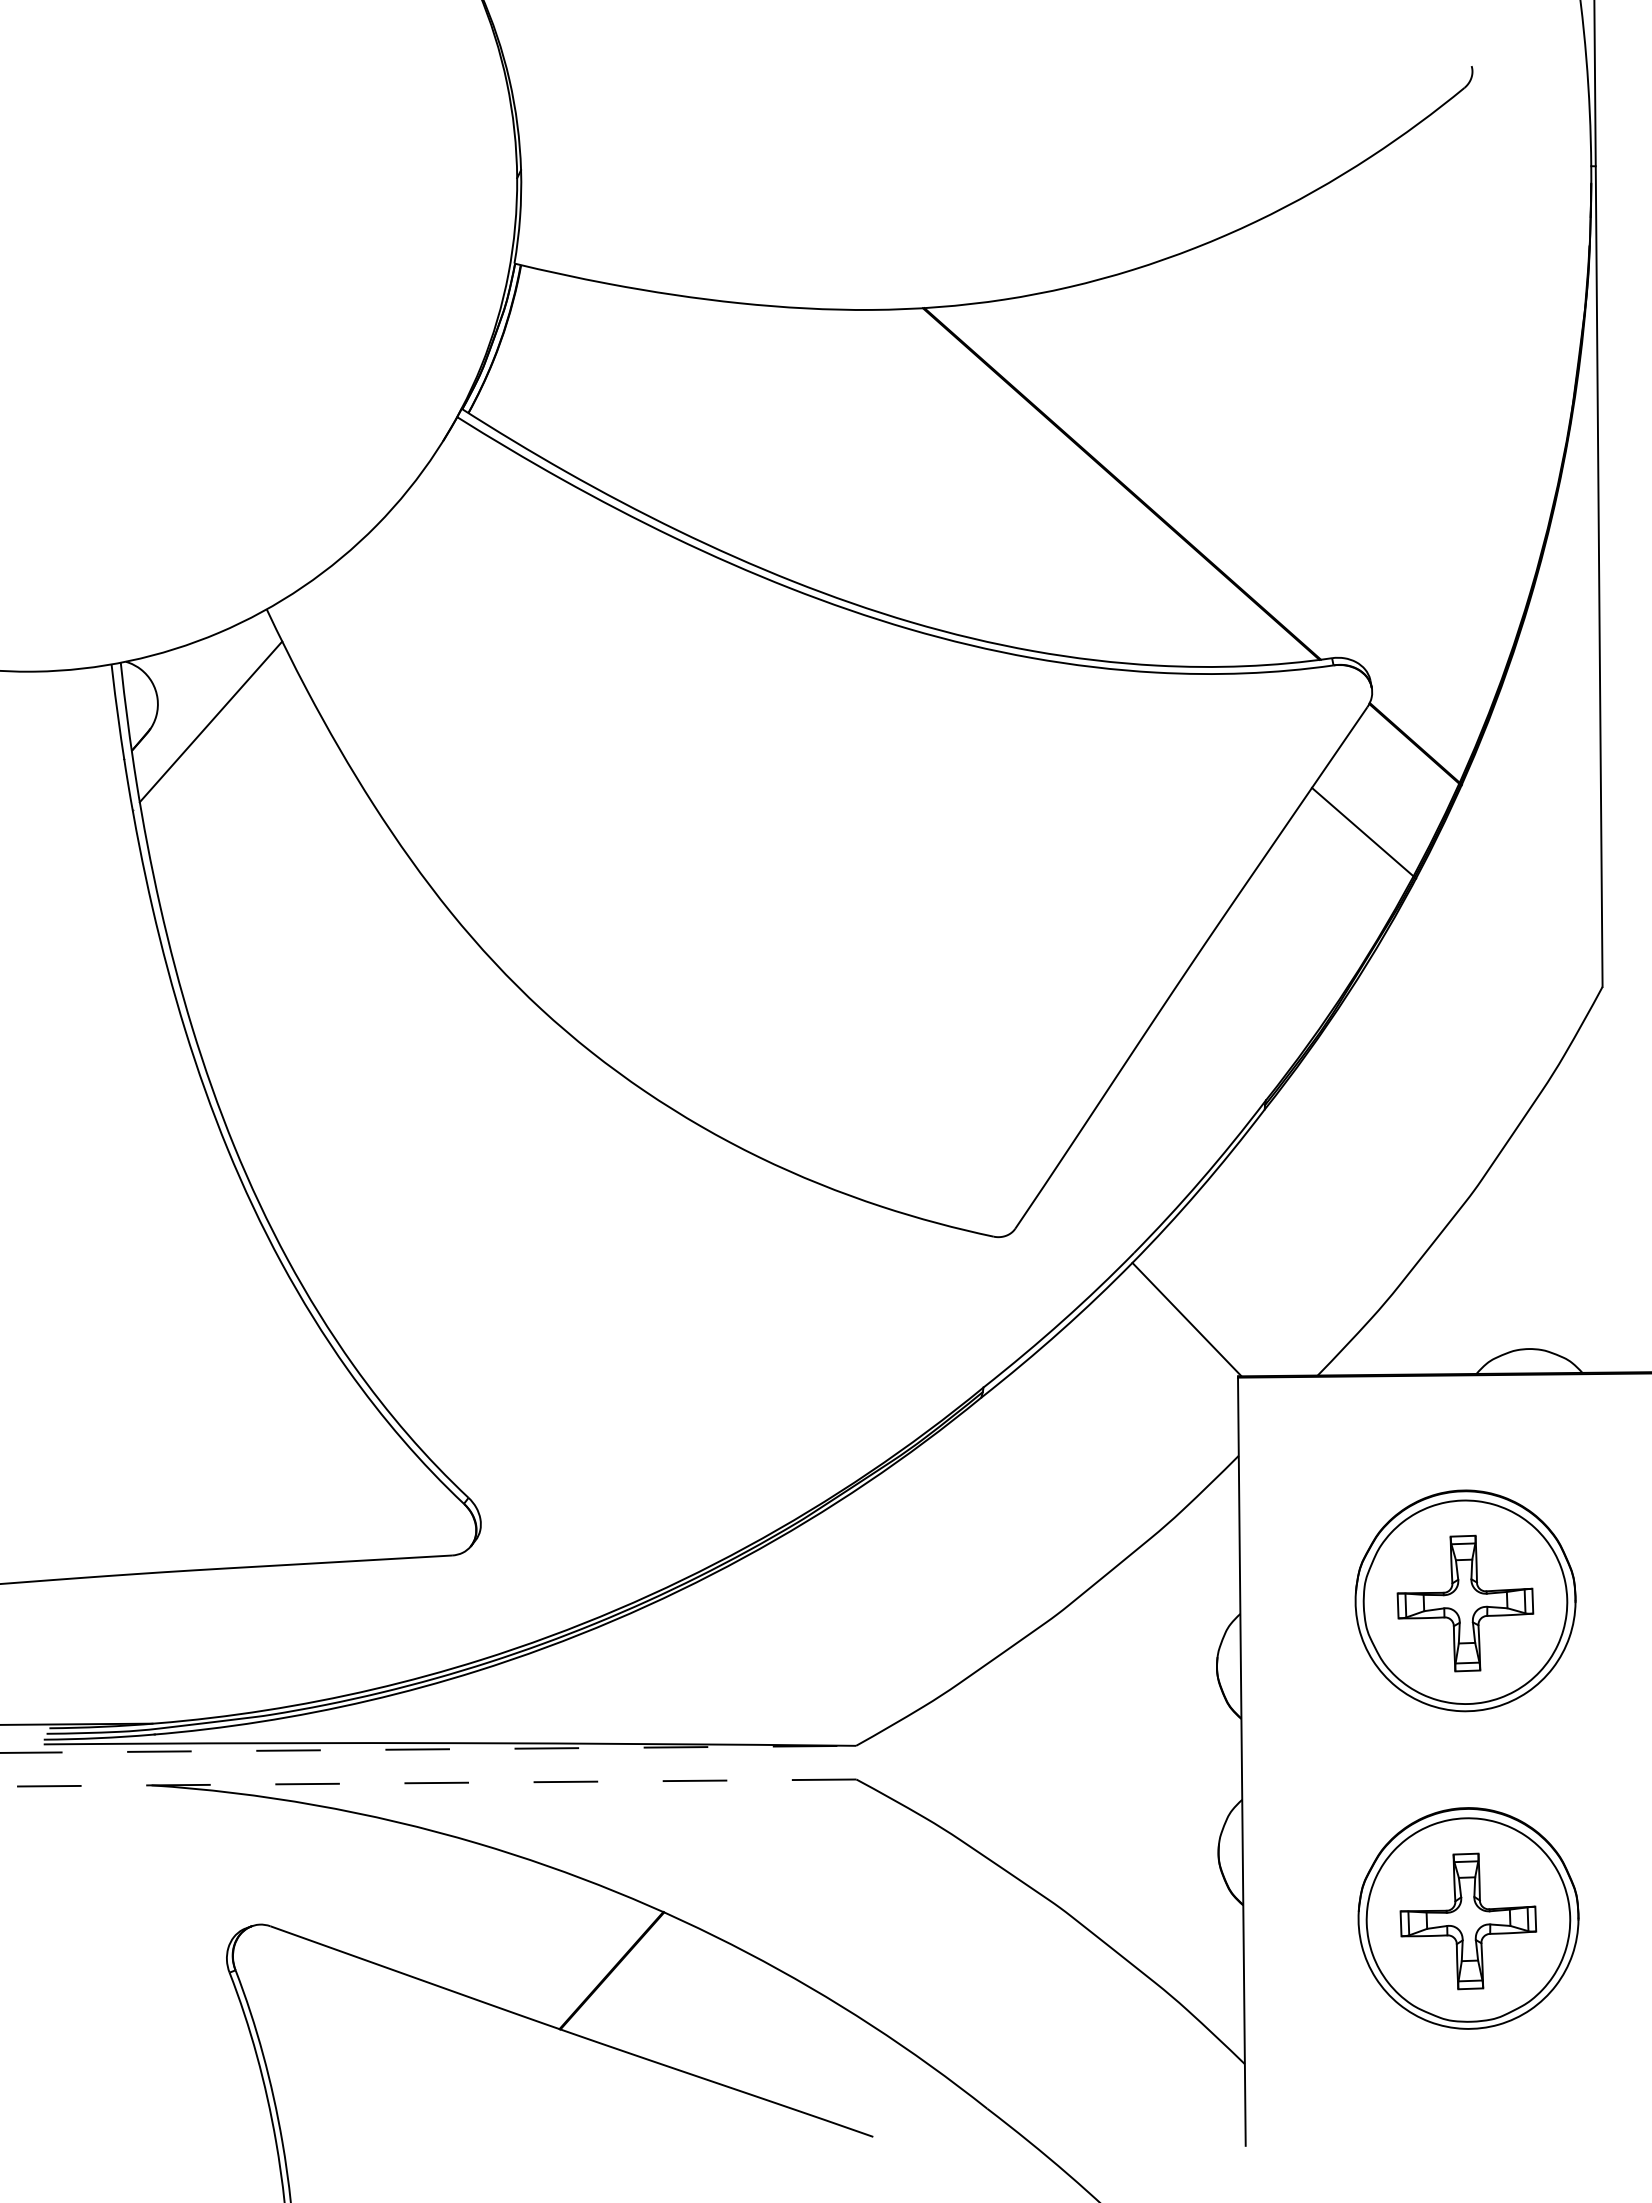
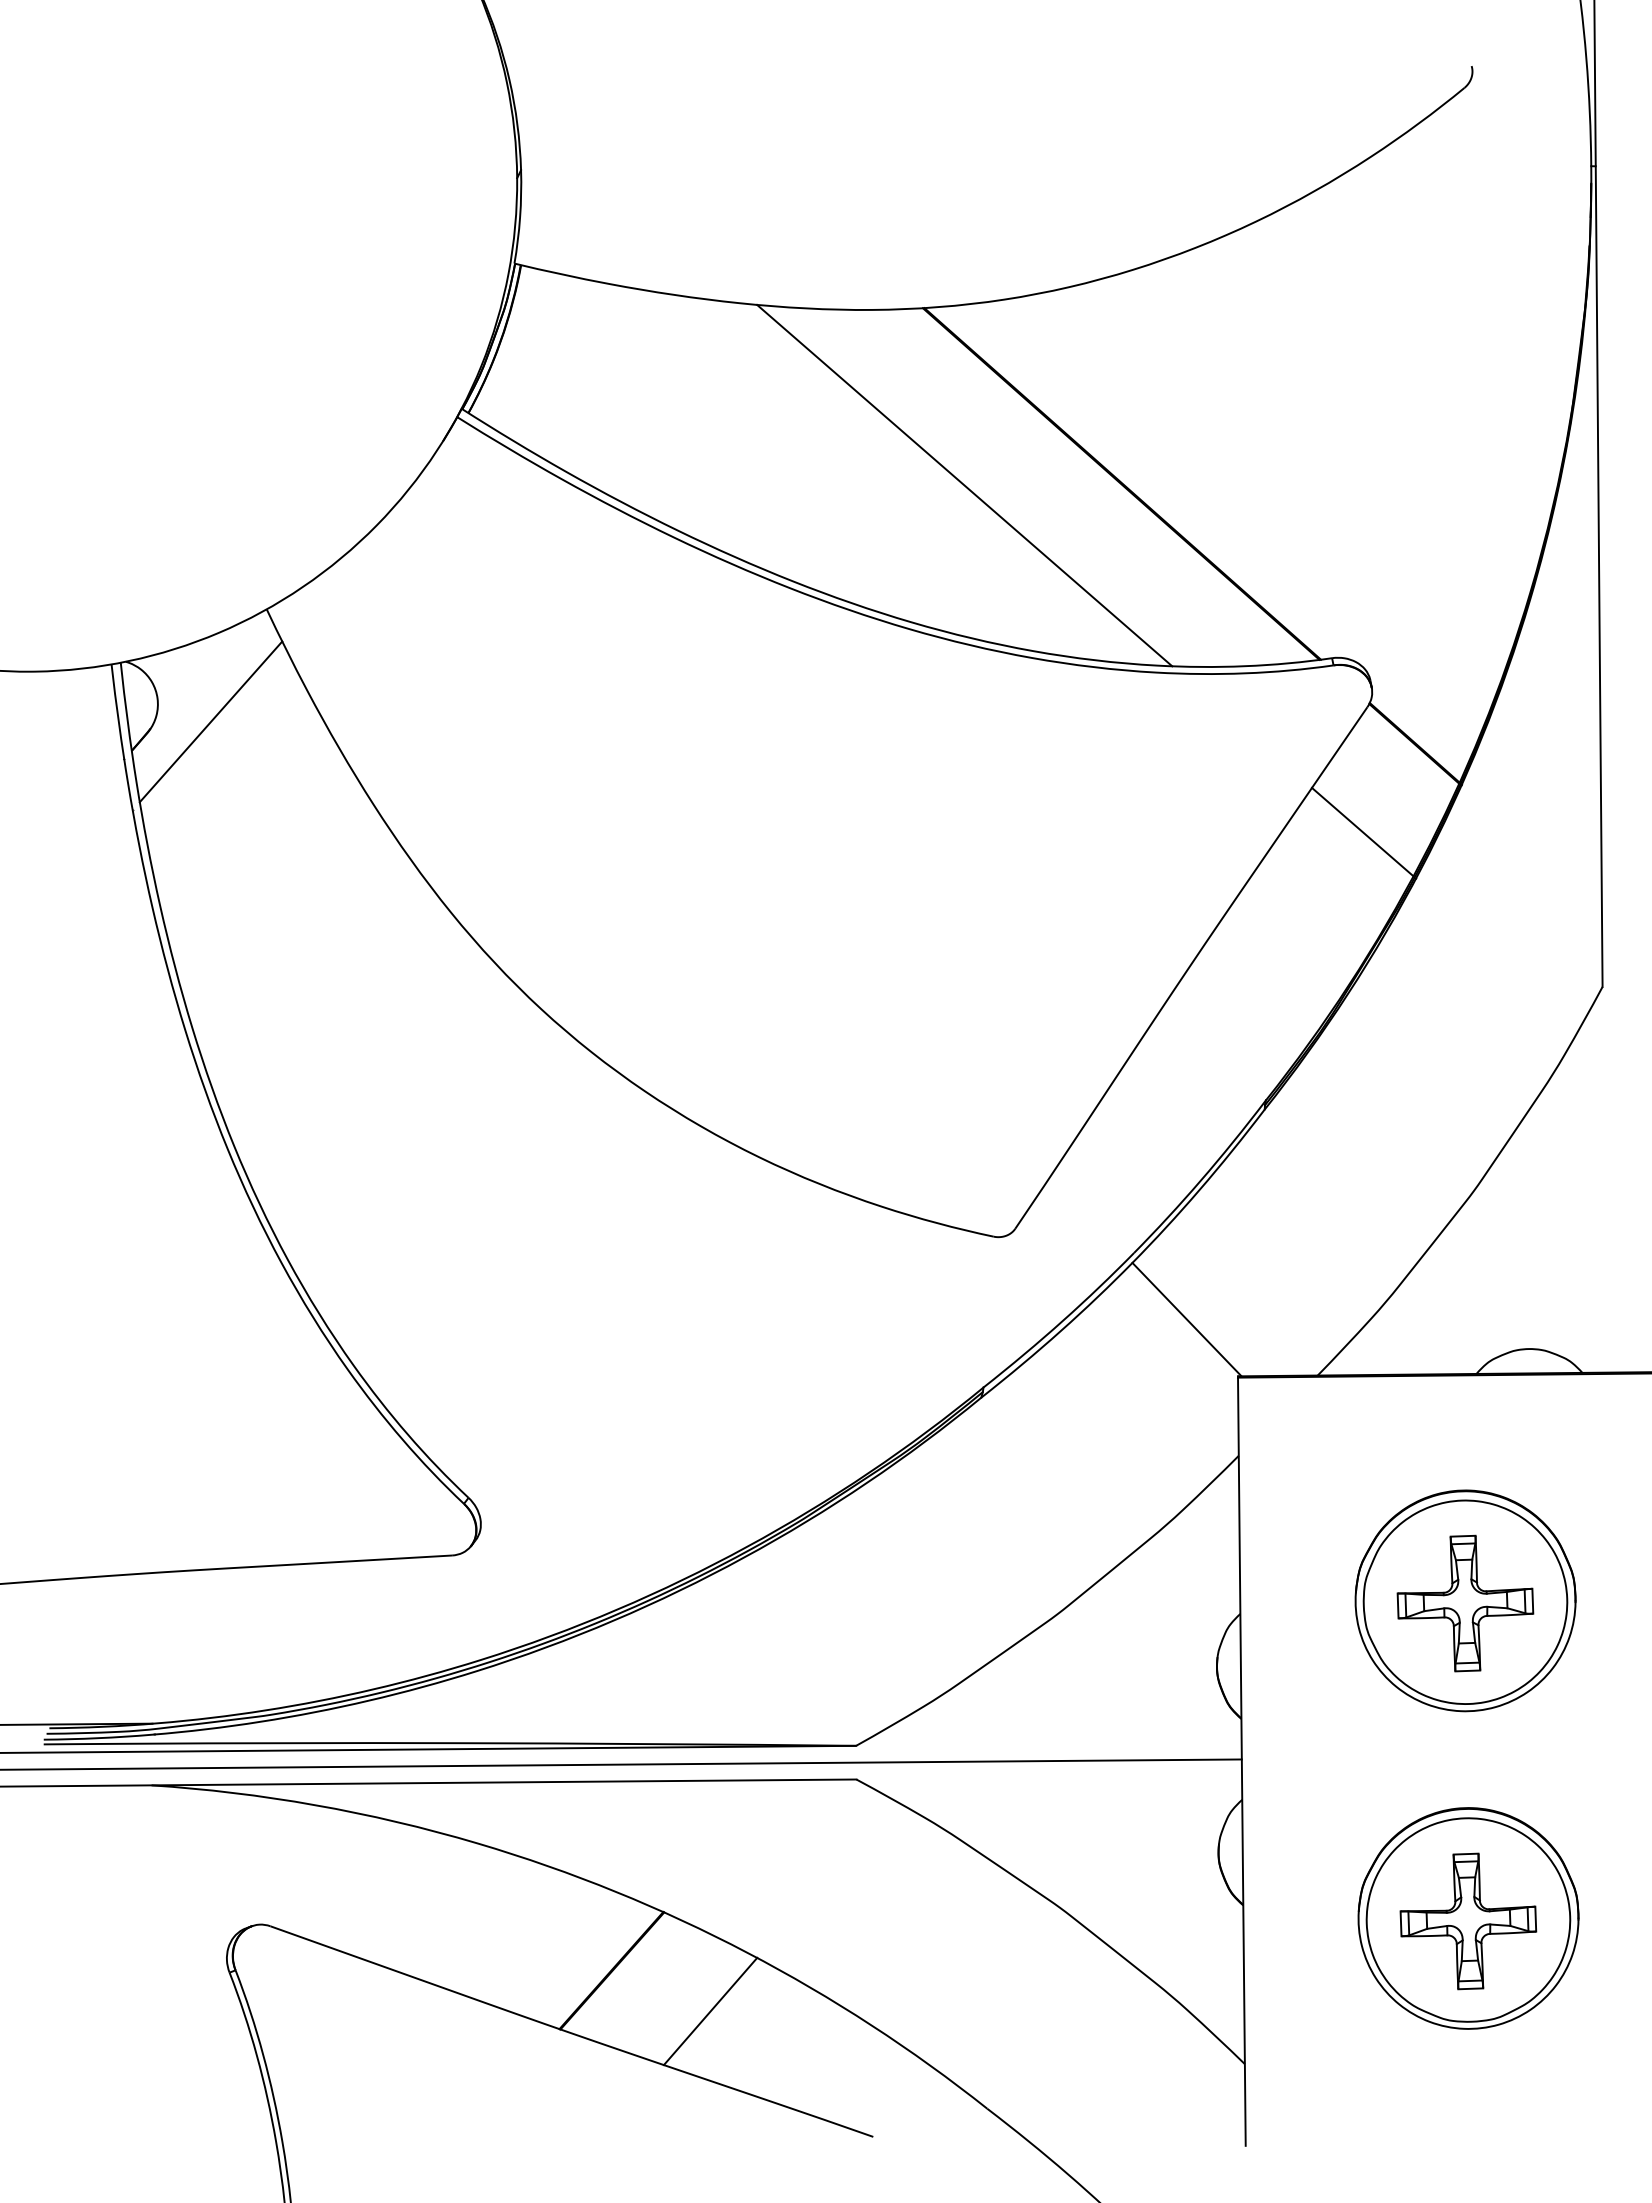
line: none -> present (964, 485)
line: dashed -> solid (428, 1749)
line: none -> present (621, 1764)
line: dashed -> solid (428, 1783)
line: none -> present (710, 2011)
